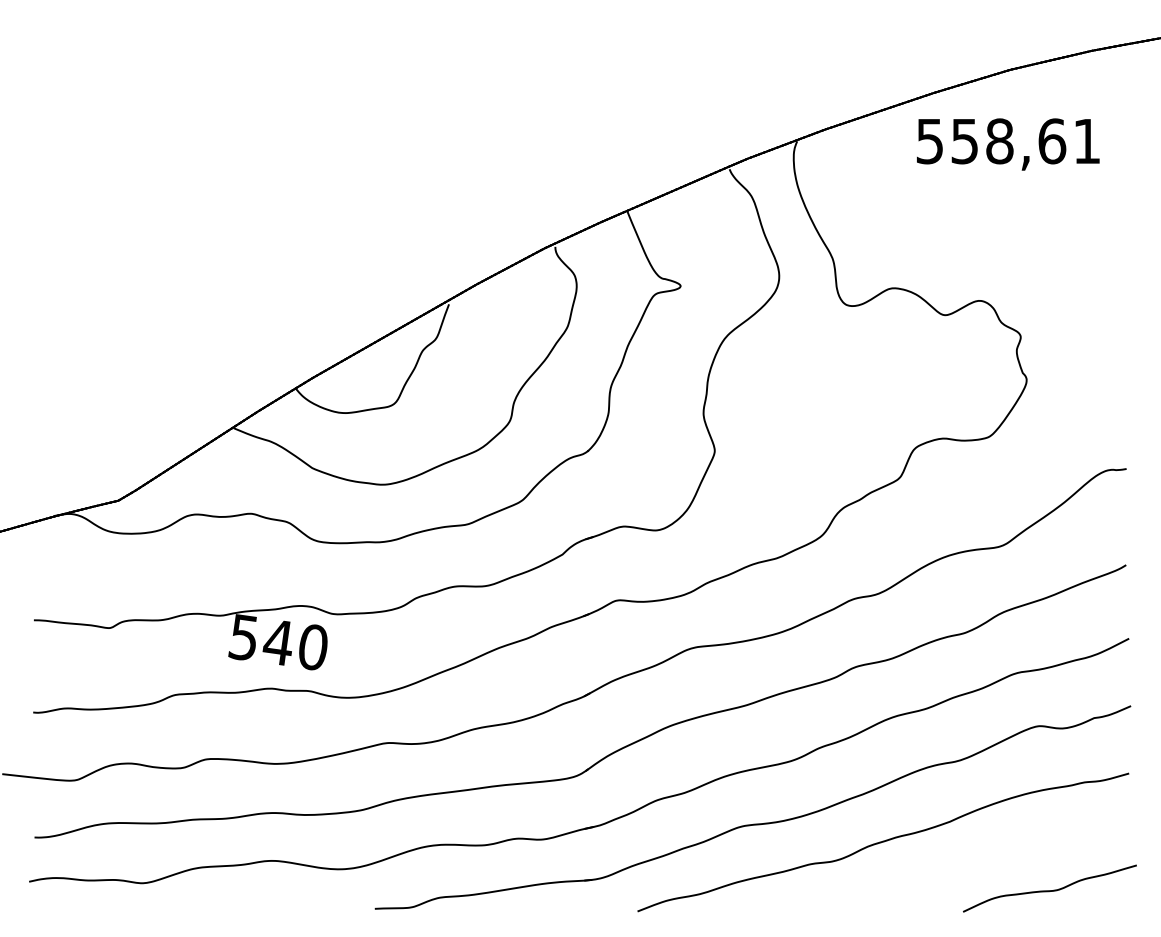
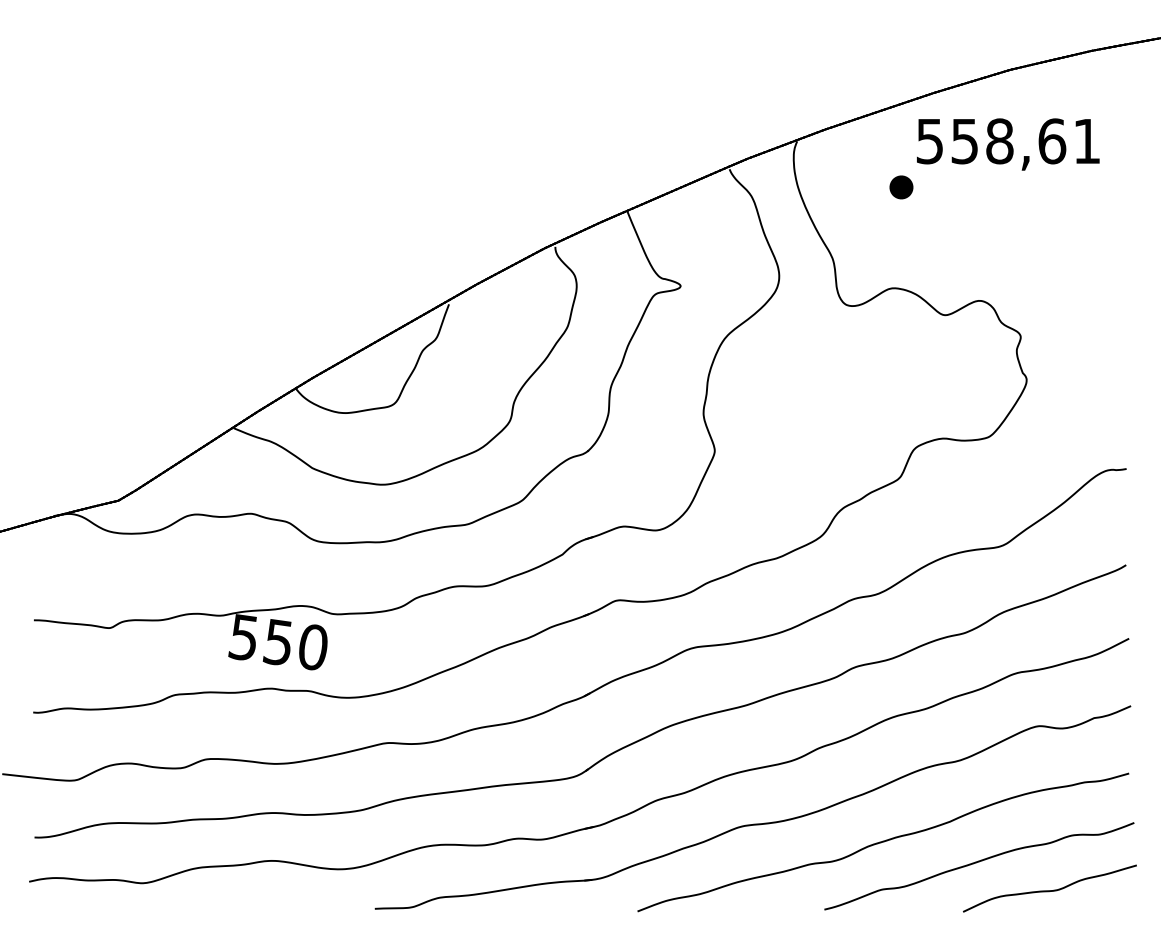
part: none -> present (901, 187)
text: 540 -> 550 (276, 642)
part: none -> present (979, 866)
